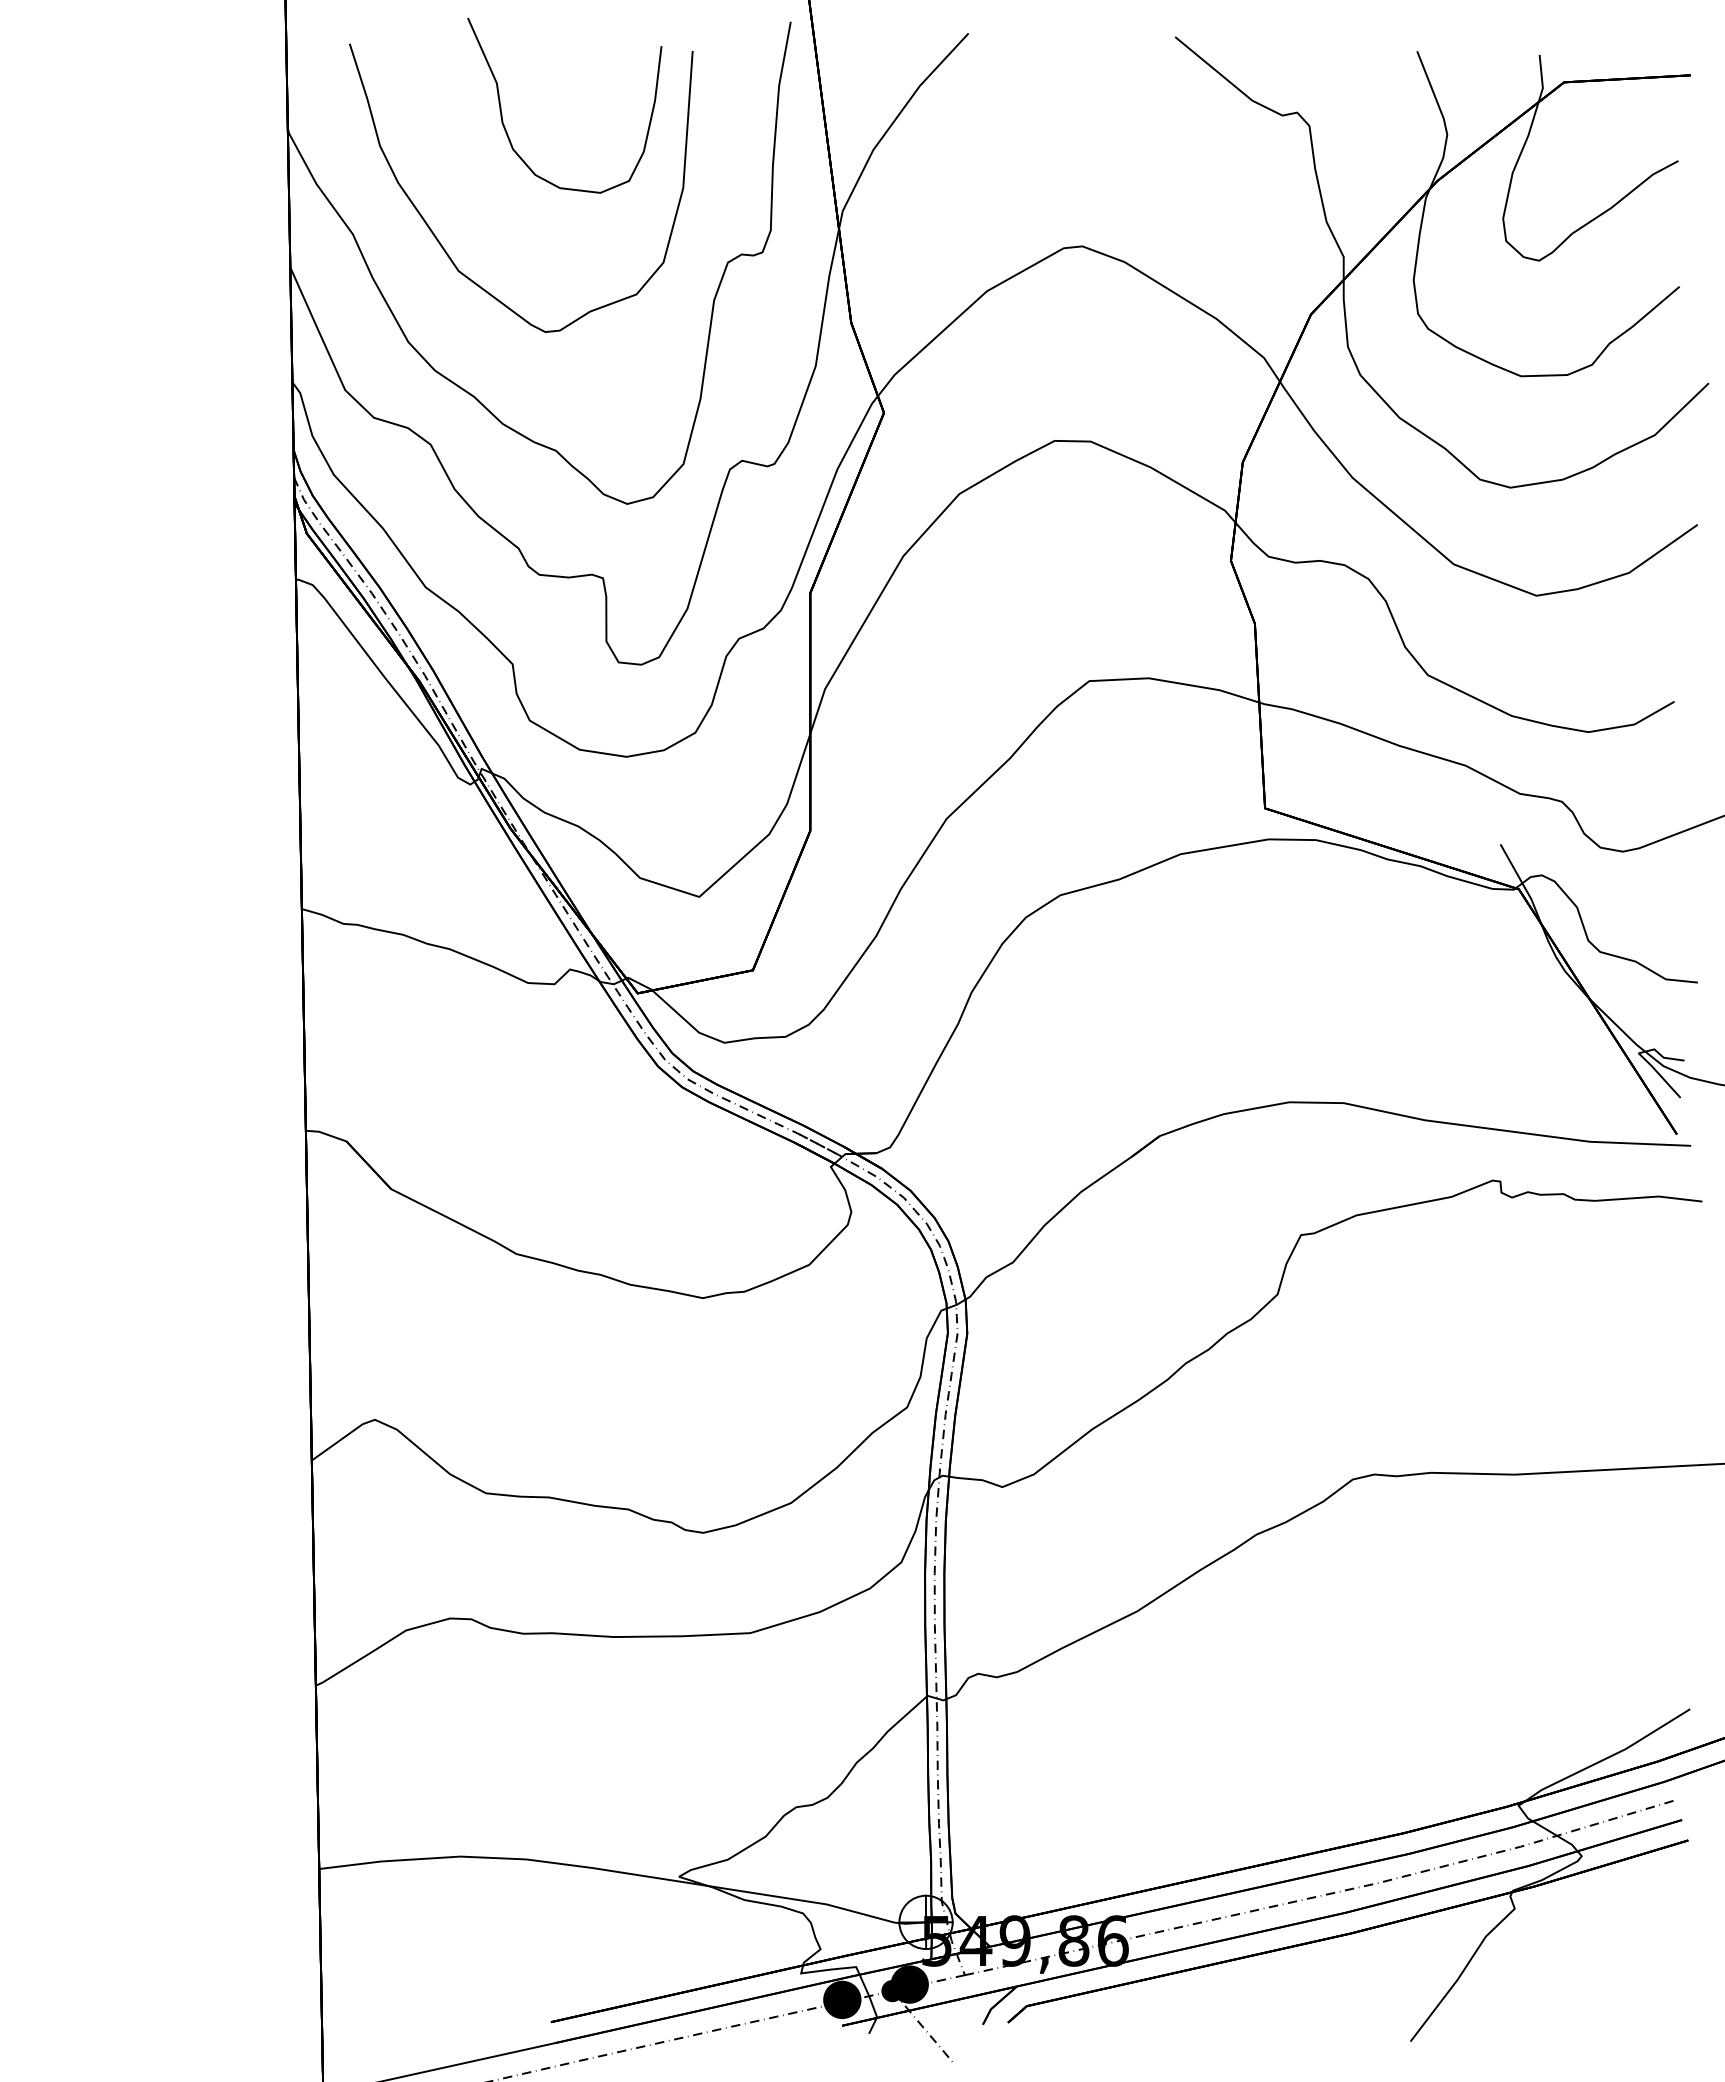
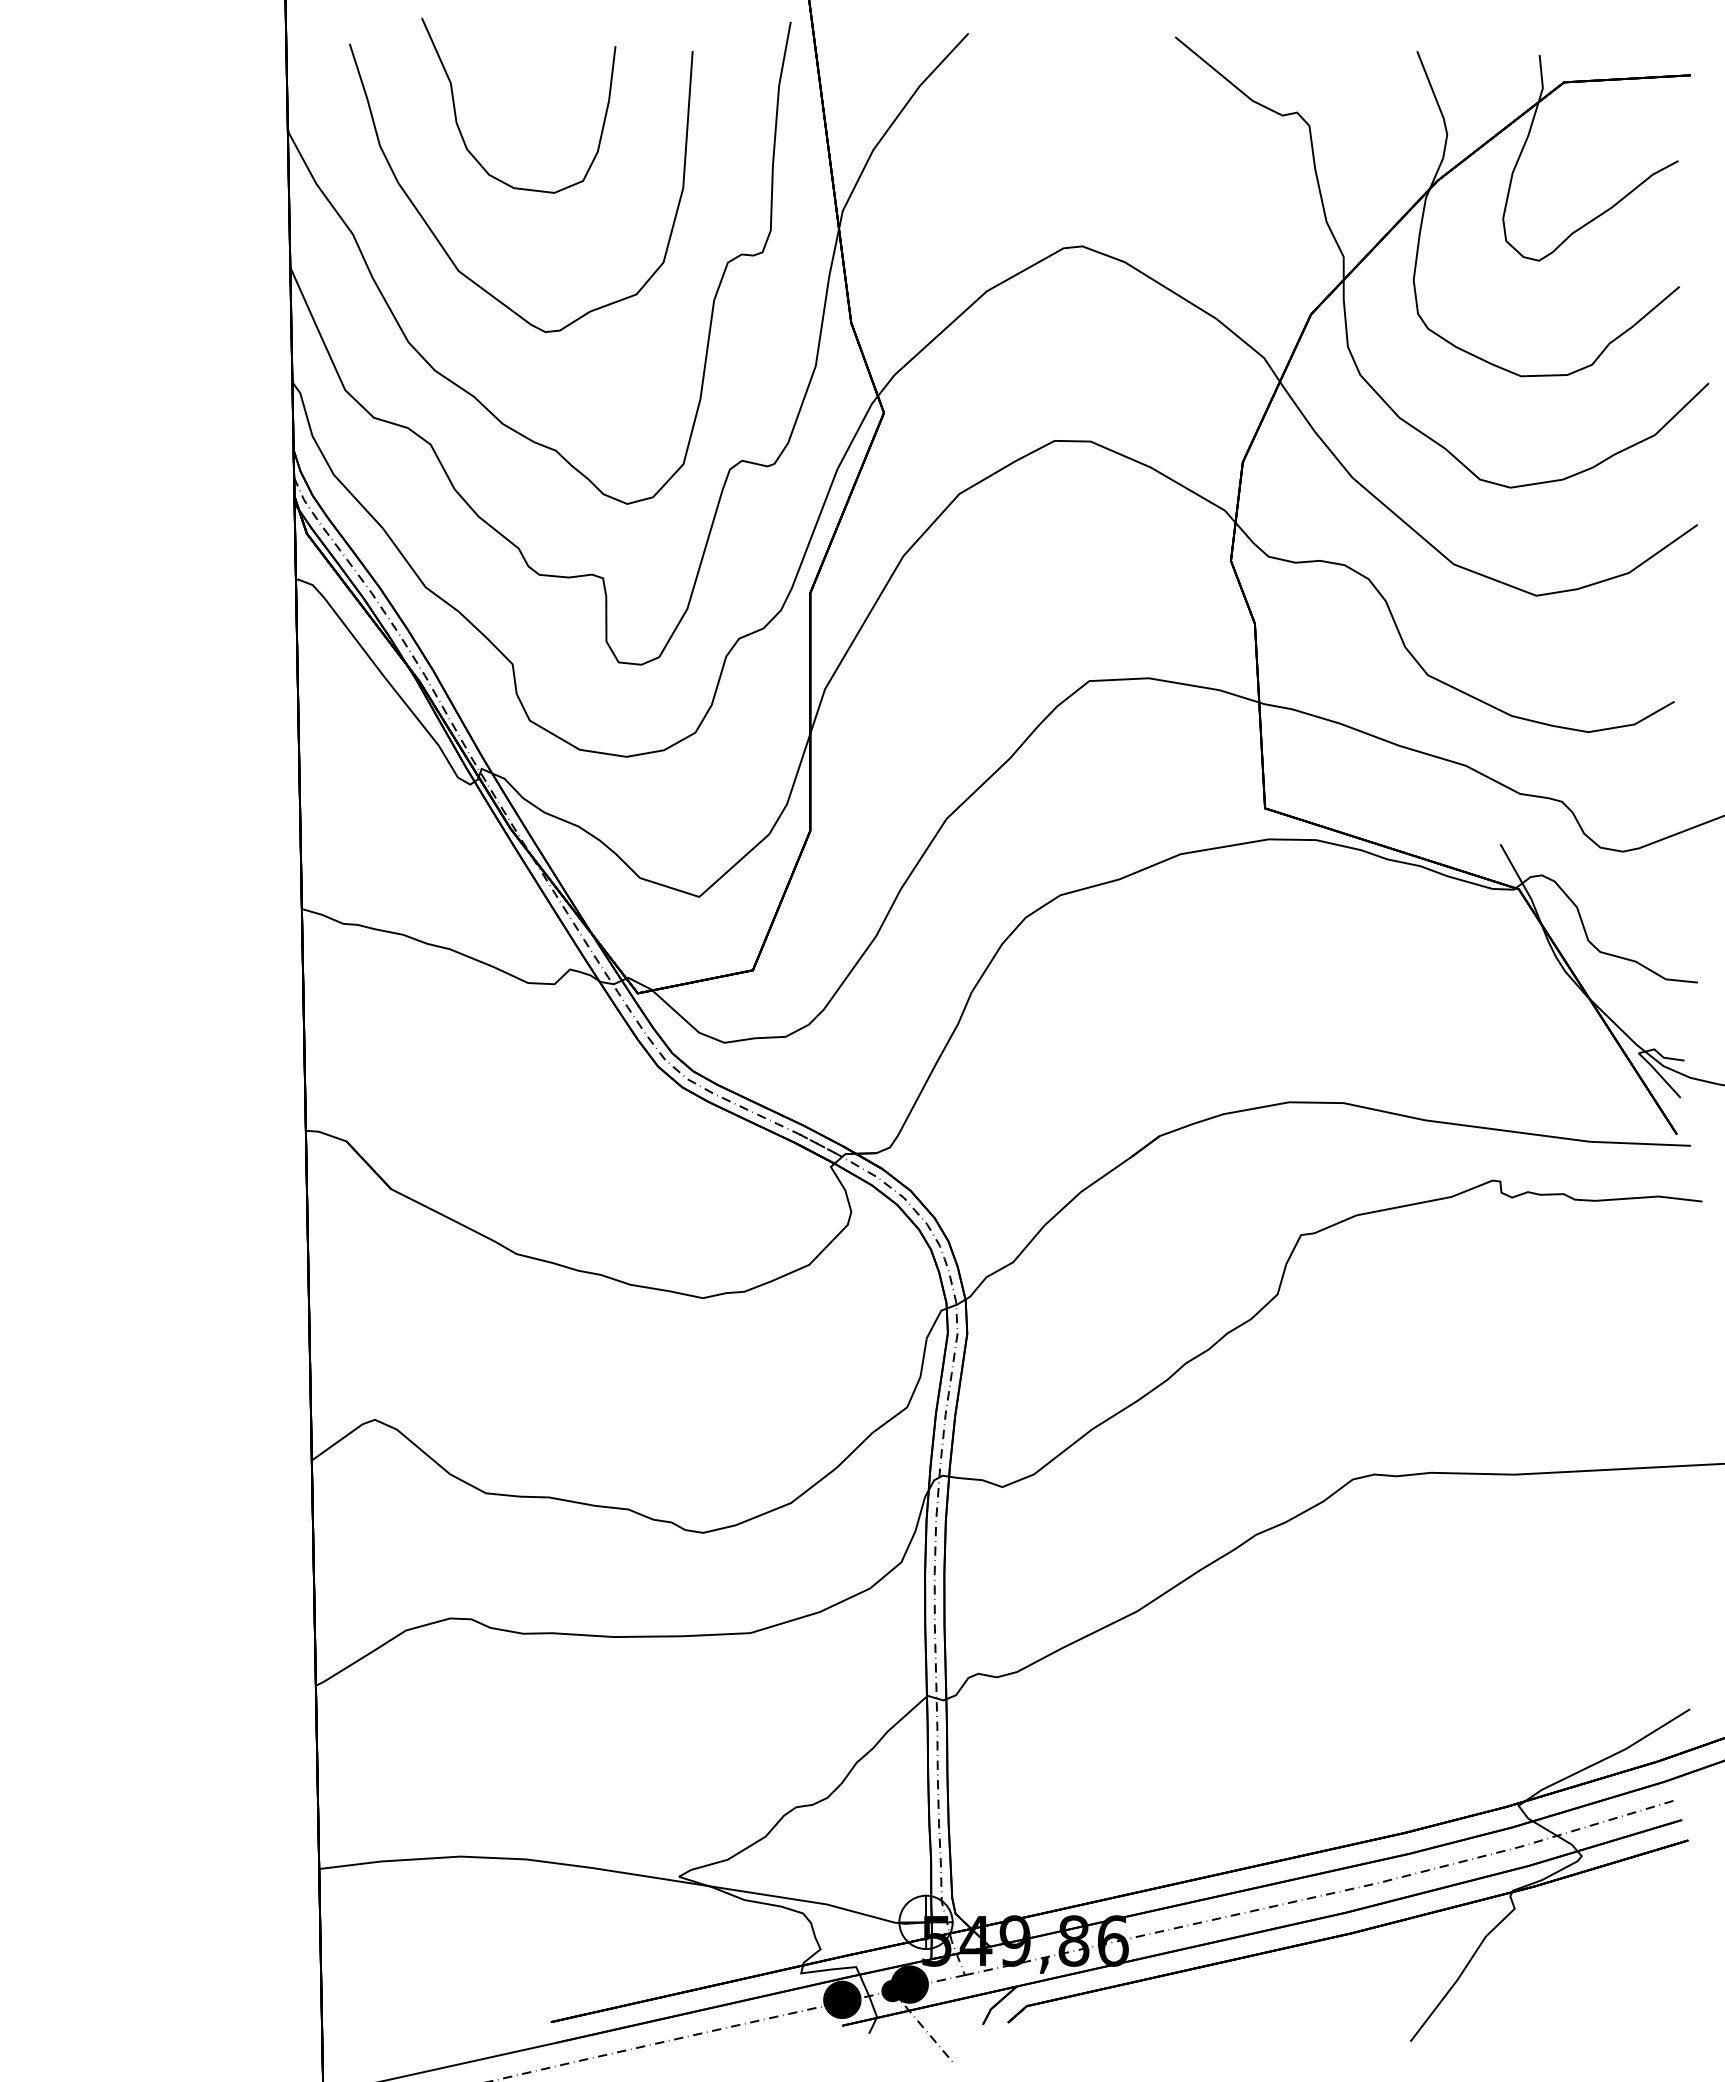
curve position: (502, 113) -> (456, 113) (456, 113)
